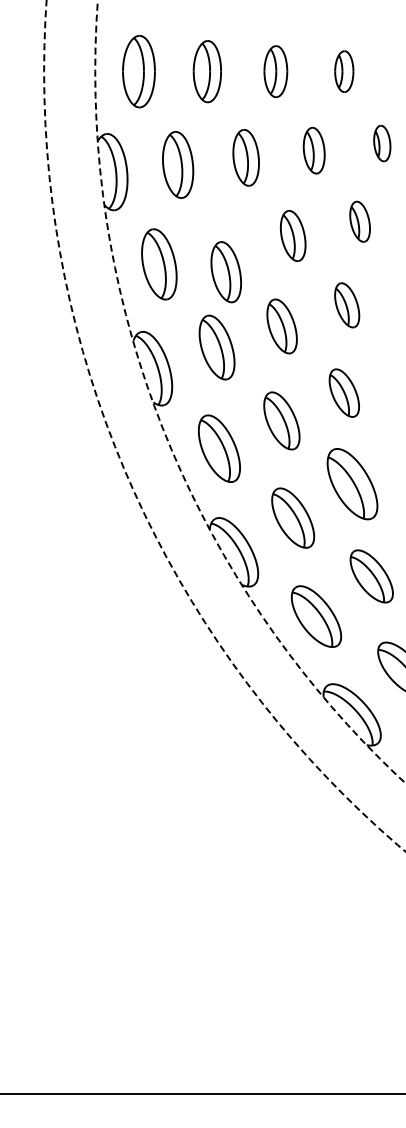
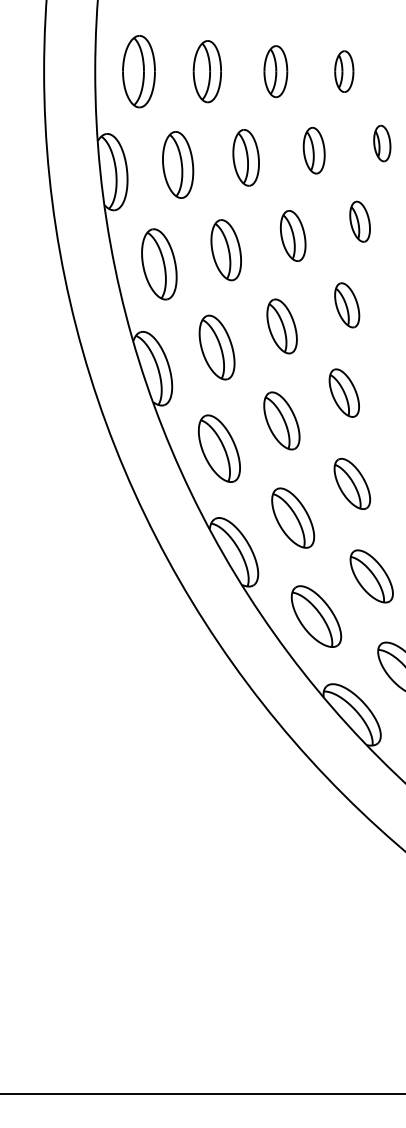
part position: (225, 272) -> (225, 250) (225, 250)
circle: dashed -> solid (250, 391)
circle: dashed -> solid (224, 425)
part size: 53x73 px -> 38x53 px (351, 483)
